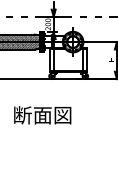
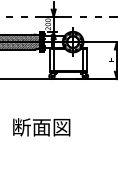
text position: (42, 115) -> (41, 127) (41, 127)
